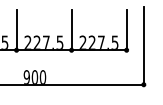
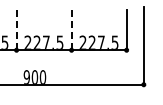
line: solid -> dashed (16, 29)
line: solid -> dashed (71, 29)
